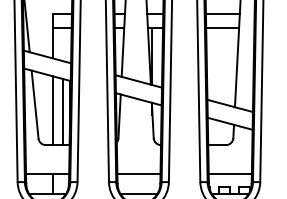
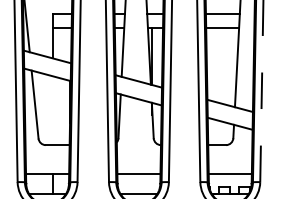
line: solid -> dashed (261, 91)
line: present -> none (52, 110)
line: present -> none (62, 111)
